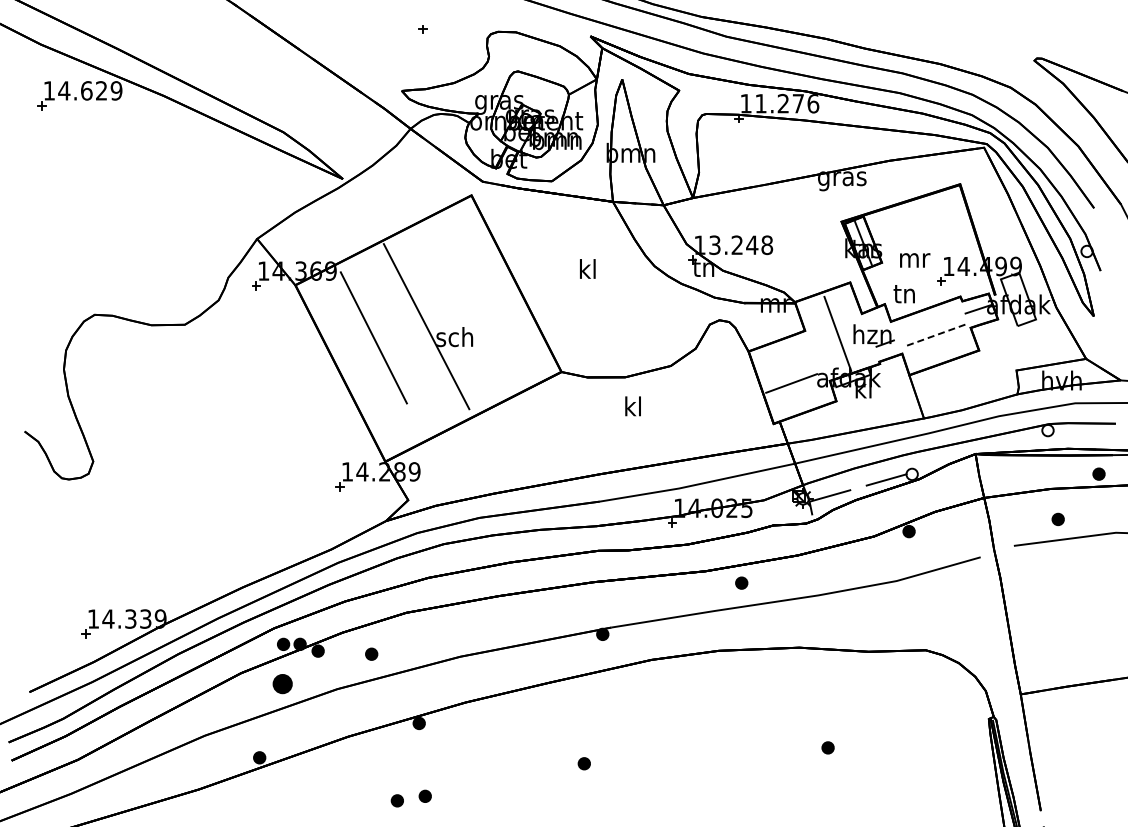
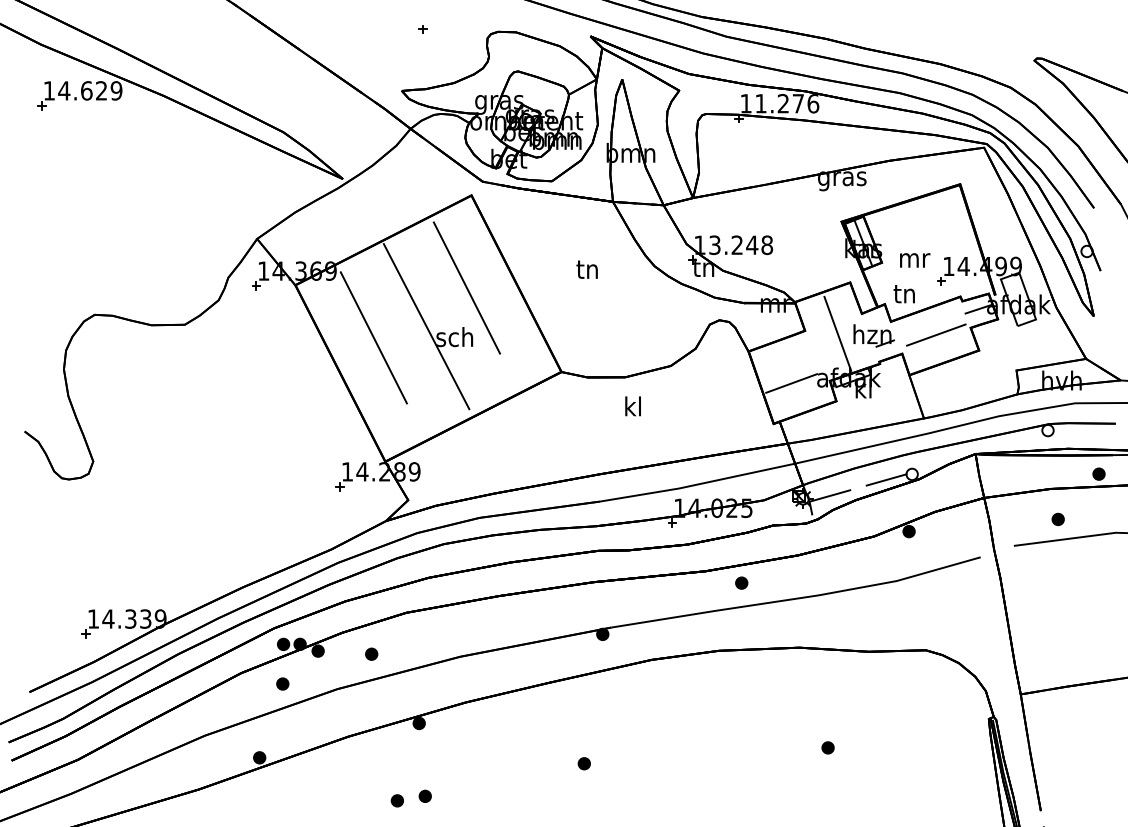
text: kl -> tn (586, 268)
line: none -> present (466, 287)
line: dashed -> solid (936, 334)
part size: 21x21 px -> 14x14 px (282, 683)
